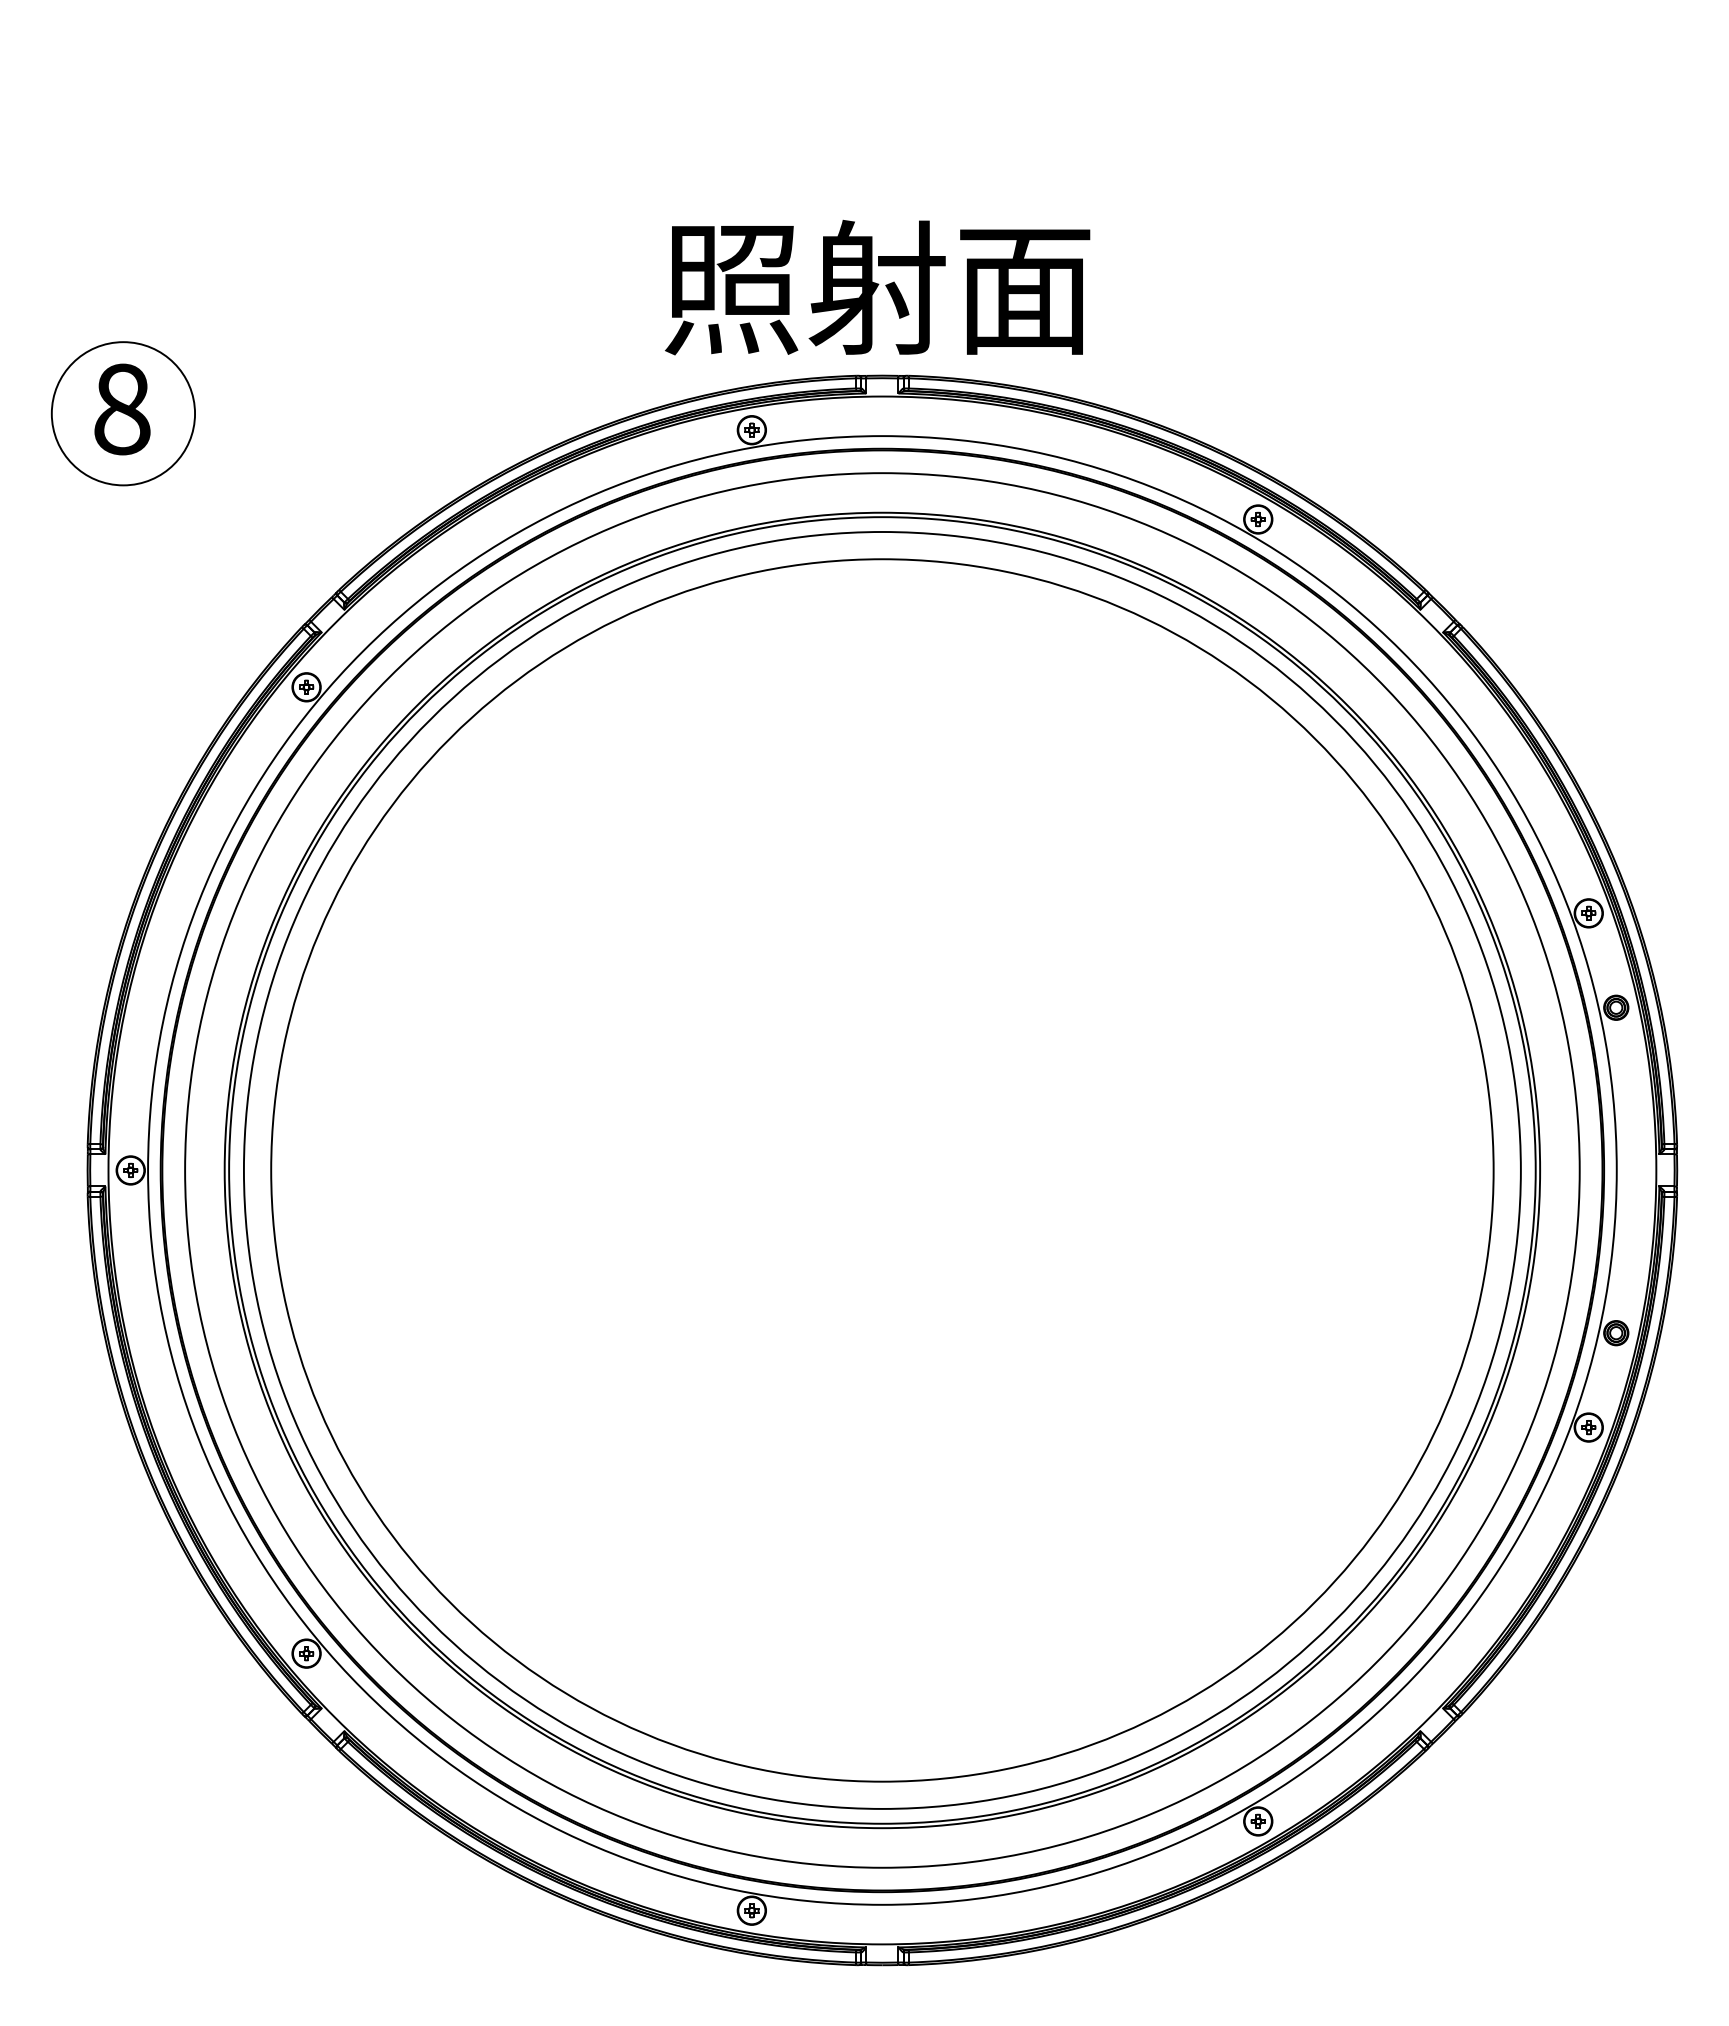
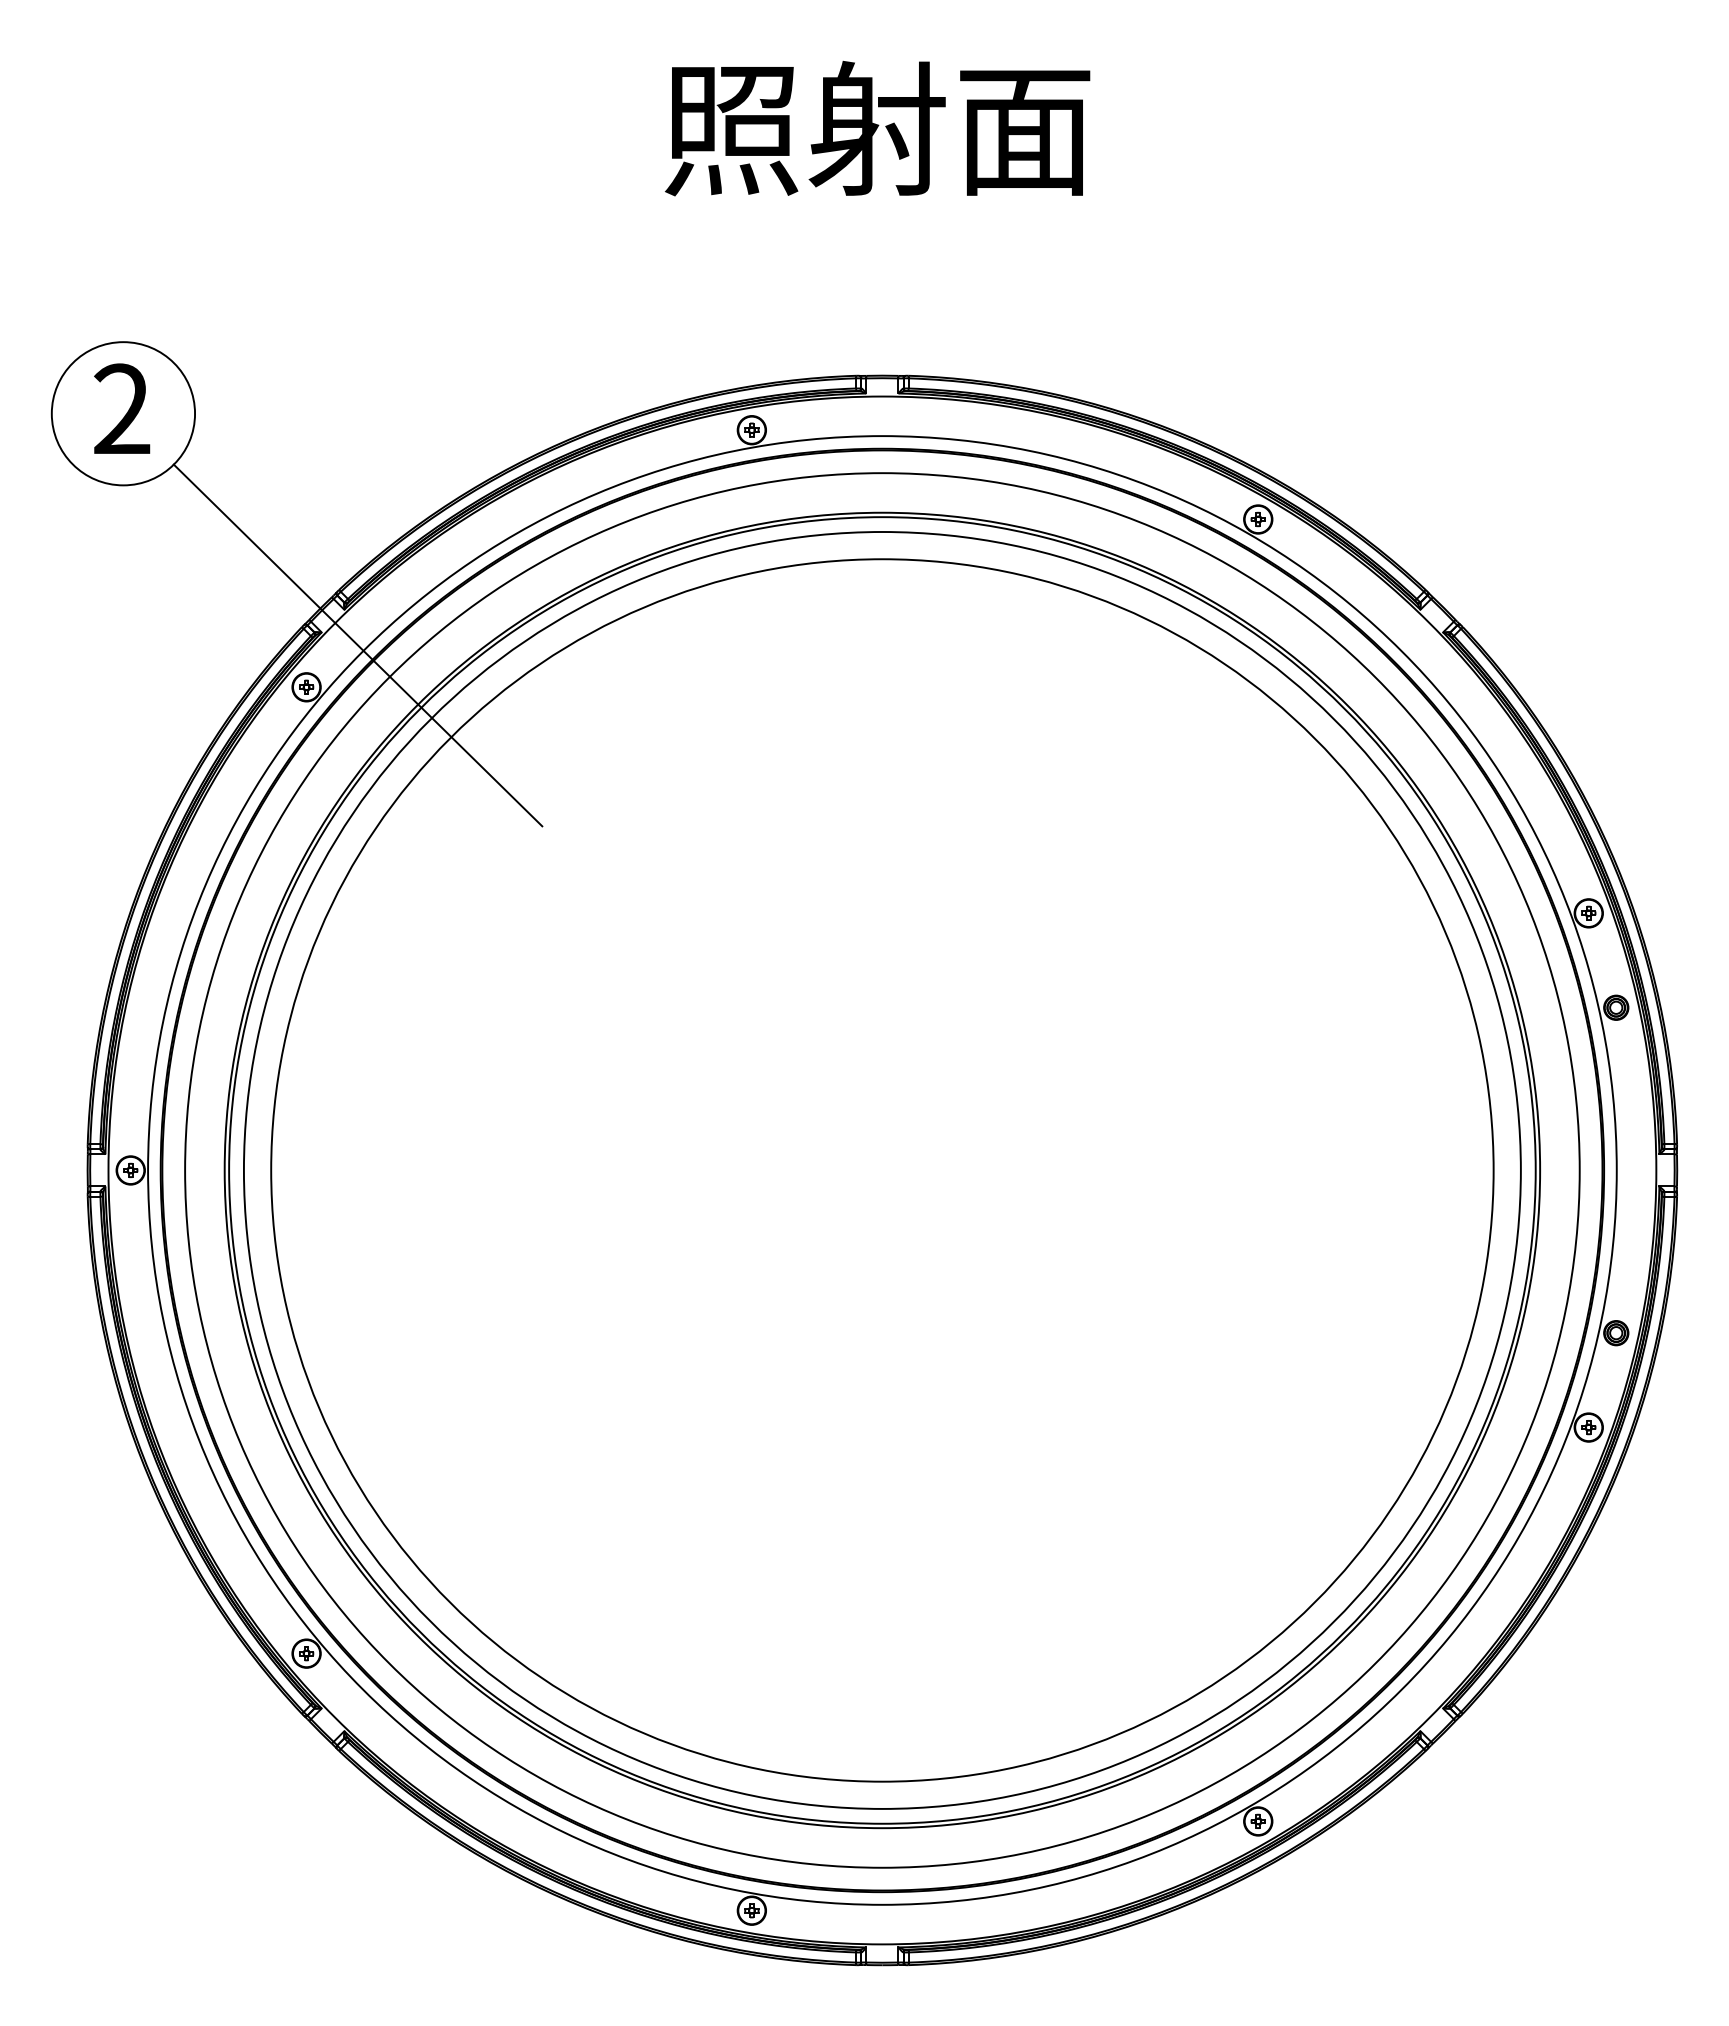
text position: (877, 287) -> (877, 128) (877, 128)
text: 8 -> 2 (122, 409)
line: none -> present (357, 645)
